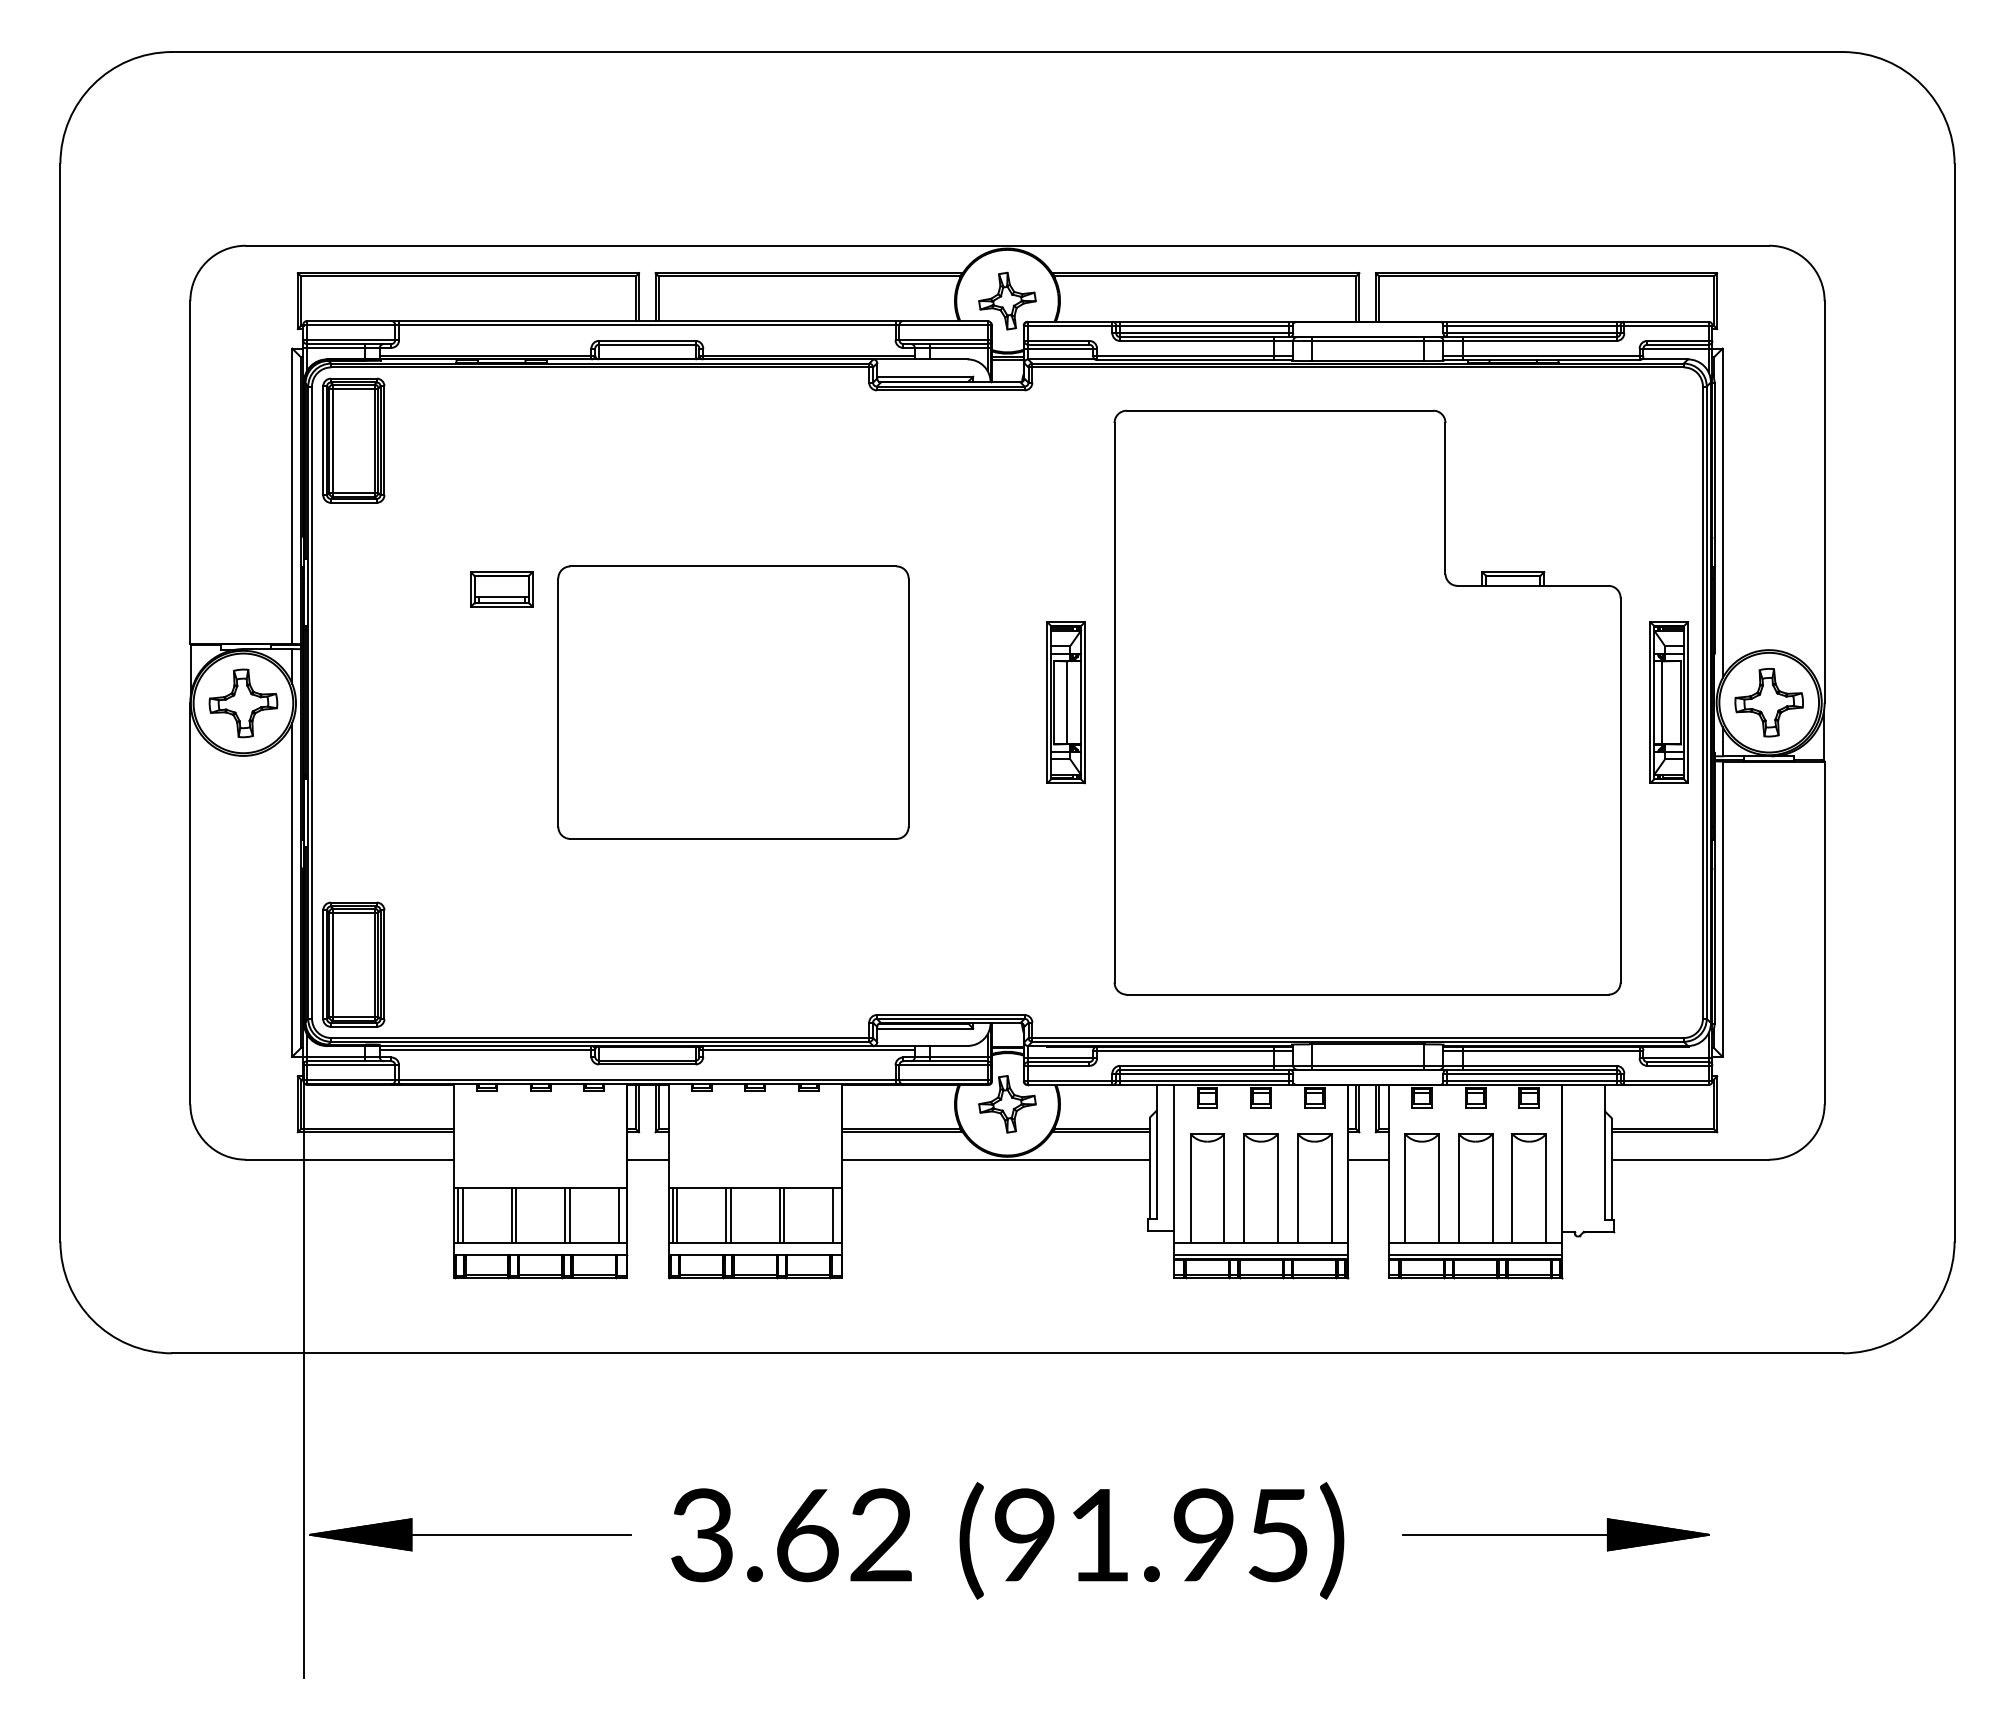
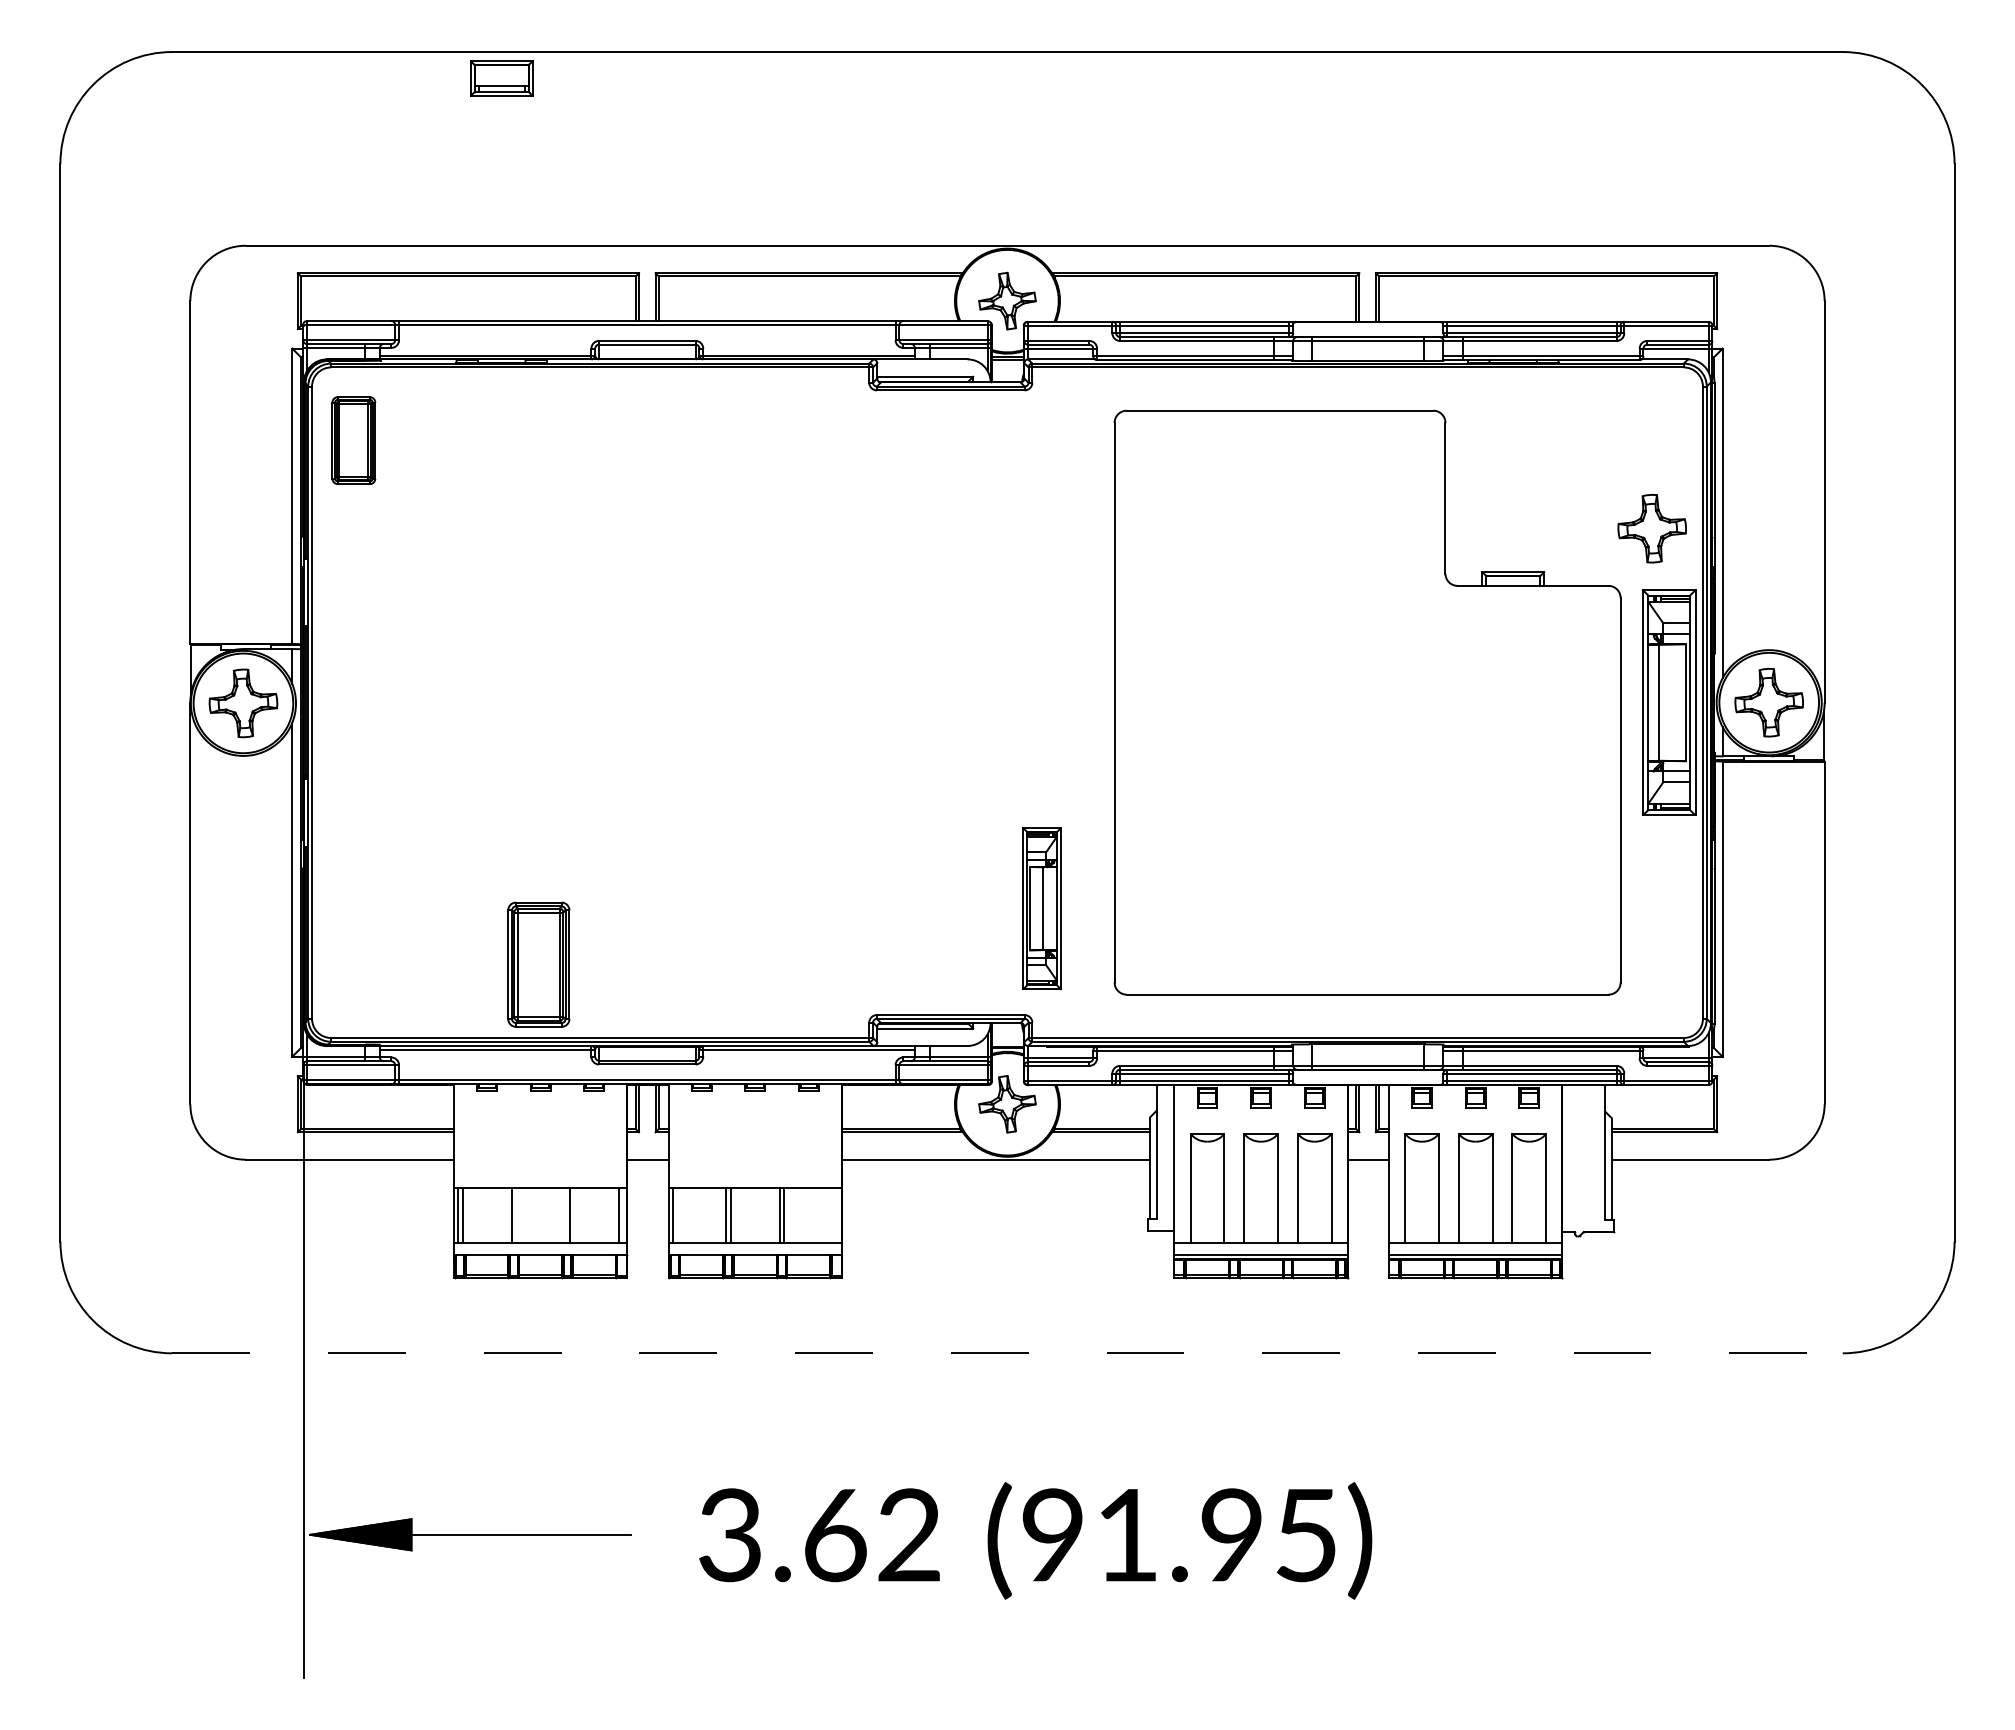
part size: 64x127 px -> 46x89 px (353, 440)
part: none -> present (1651, 528)
part position: (501, 589) -> (501, 78) (501, 78)
part: present -> none (733, 702)
part position: (1065, 702) -> (1041, 908) (1041, 908)
part size: 40x163 px -> 56x227 px (1668, 702)
part position: (353, 964) -> (538, 964) (538, 964)
line: present -> none (516, 1214)
line: present -> none (565, 1214)
line: present -> none (677, 1214)
line: present -> none (833, 1214)
line: solid -> dashed (1008, 1353)
part: present -> none (1555, 1534)
text position: (1007, 1540) -> (1035, 1540) (1035, 1540)
